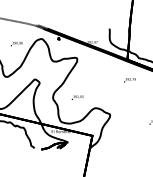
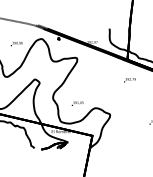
text position: (77, 97) -> (77, 103) (77, 103)
